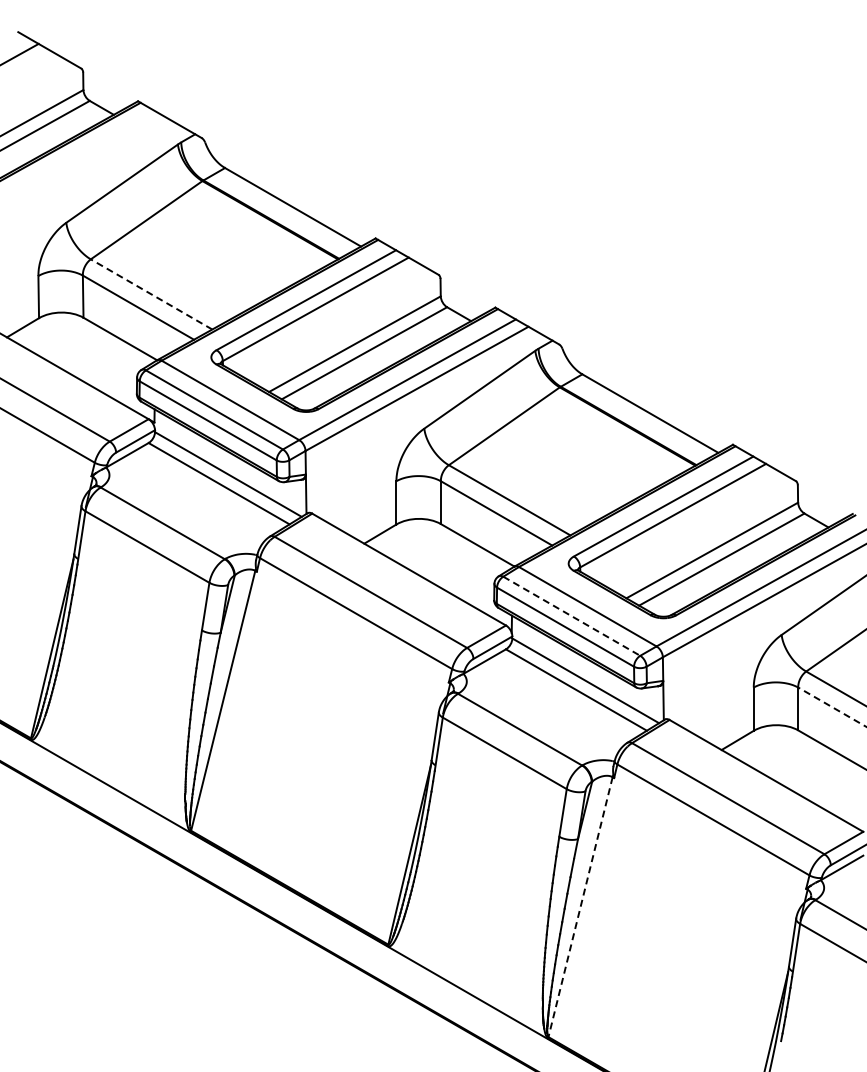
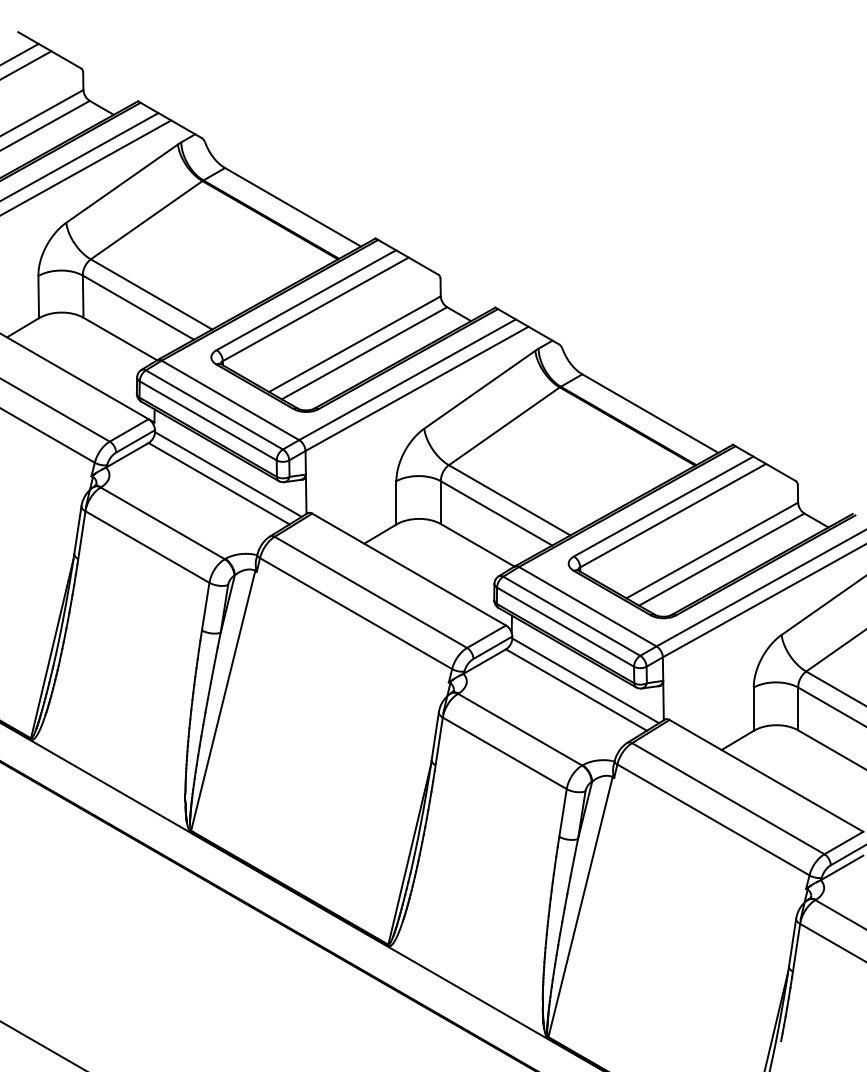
line: none -> present (26, 64)
line: none -> present (80, 156)
line: none -> present (86, 167)
line: dashed -> solid (151, 294)
line: dashed -> solid (572, 616)
line: dashed -> solid (831, 706)
line: dashed -> solid (580, 907)
line: none -> present (42, 1045)
